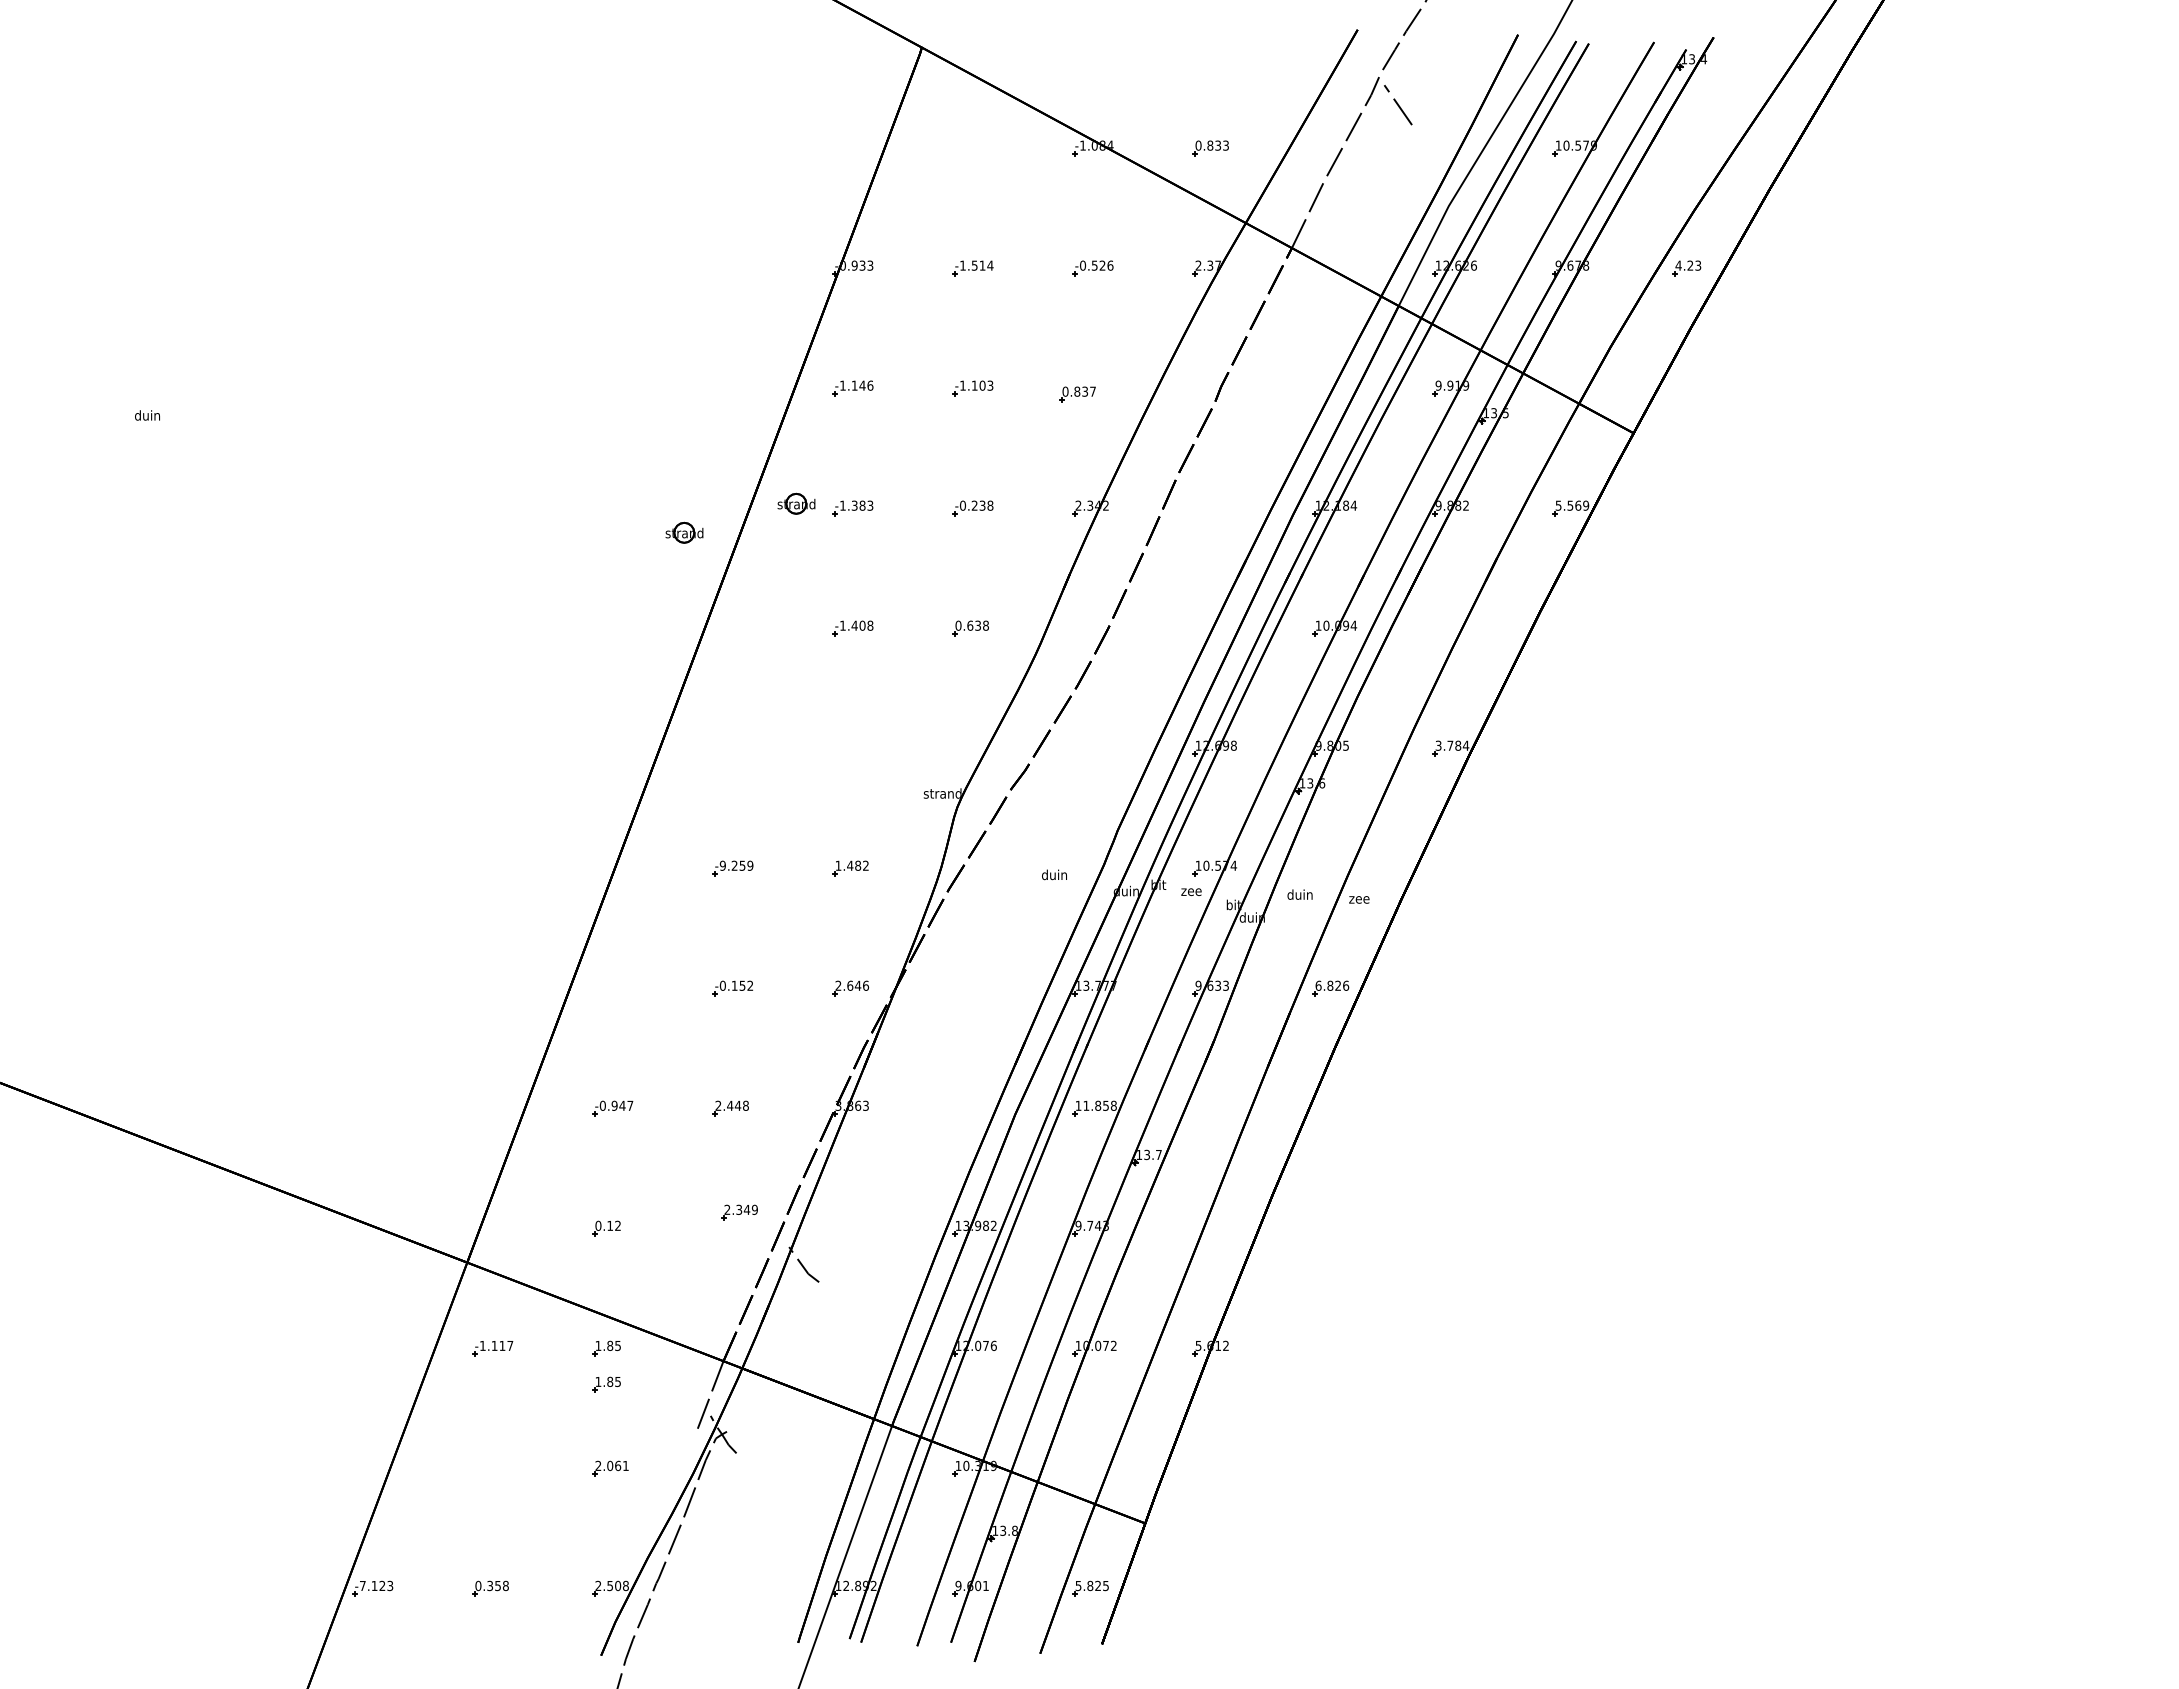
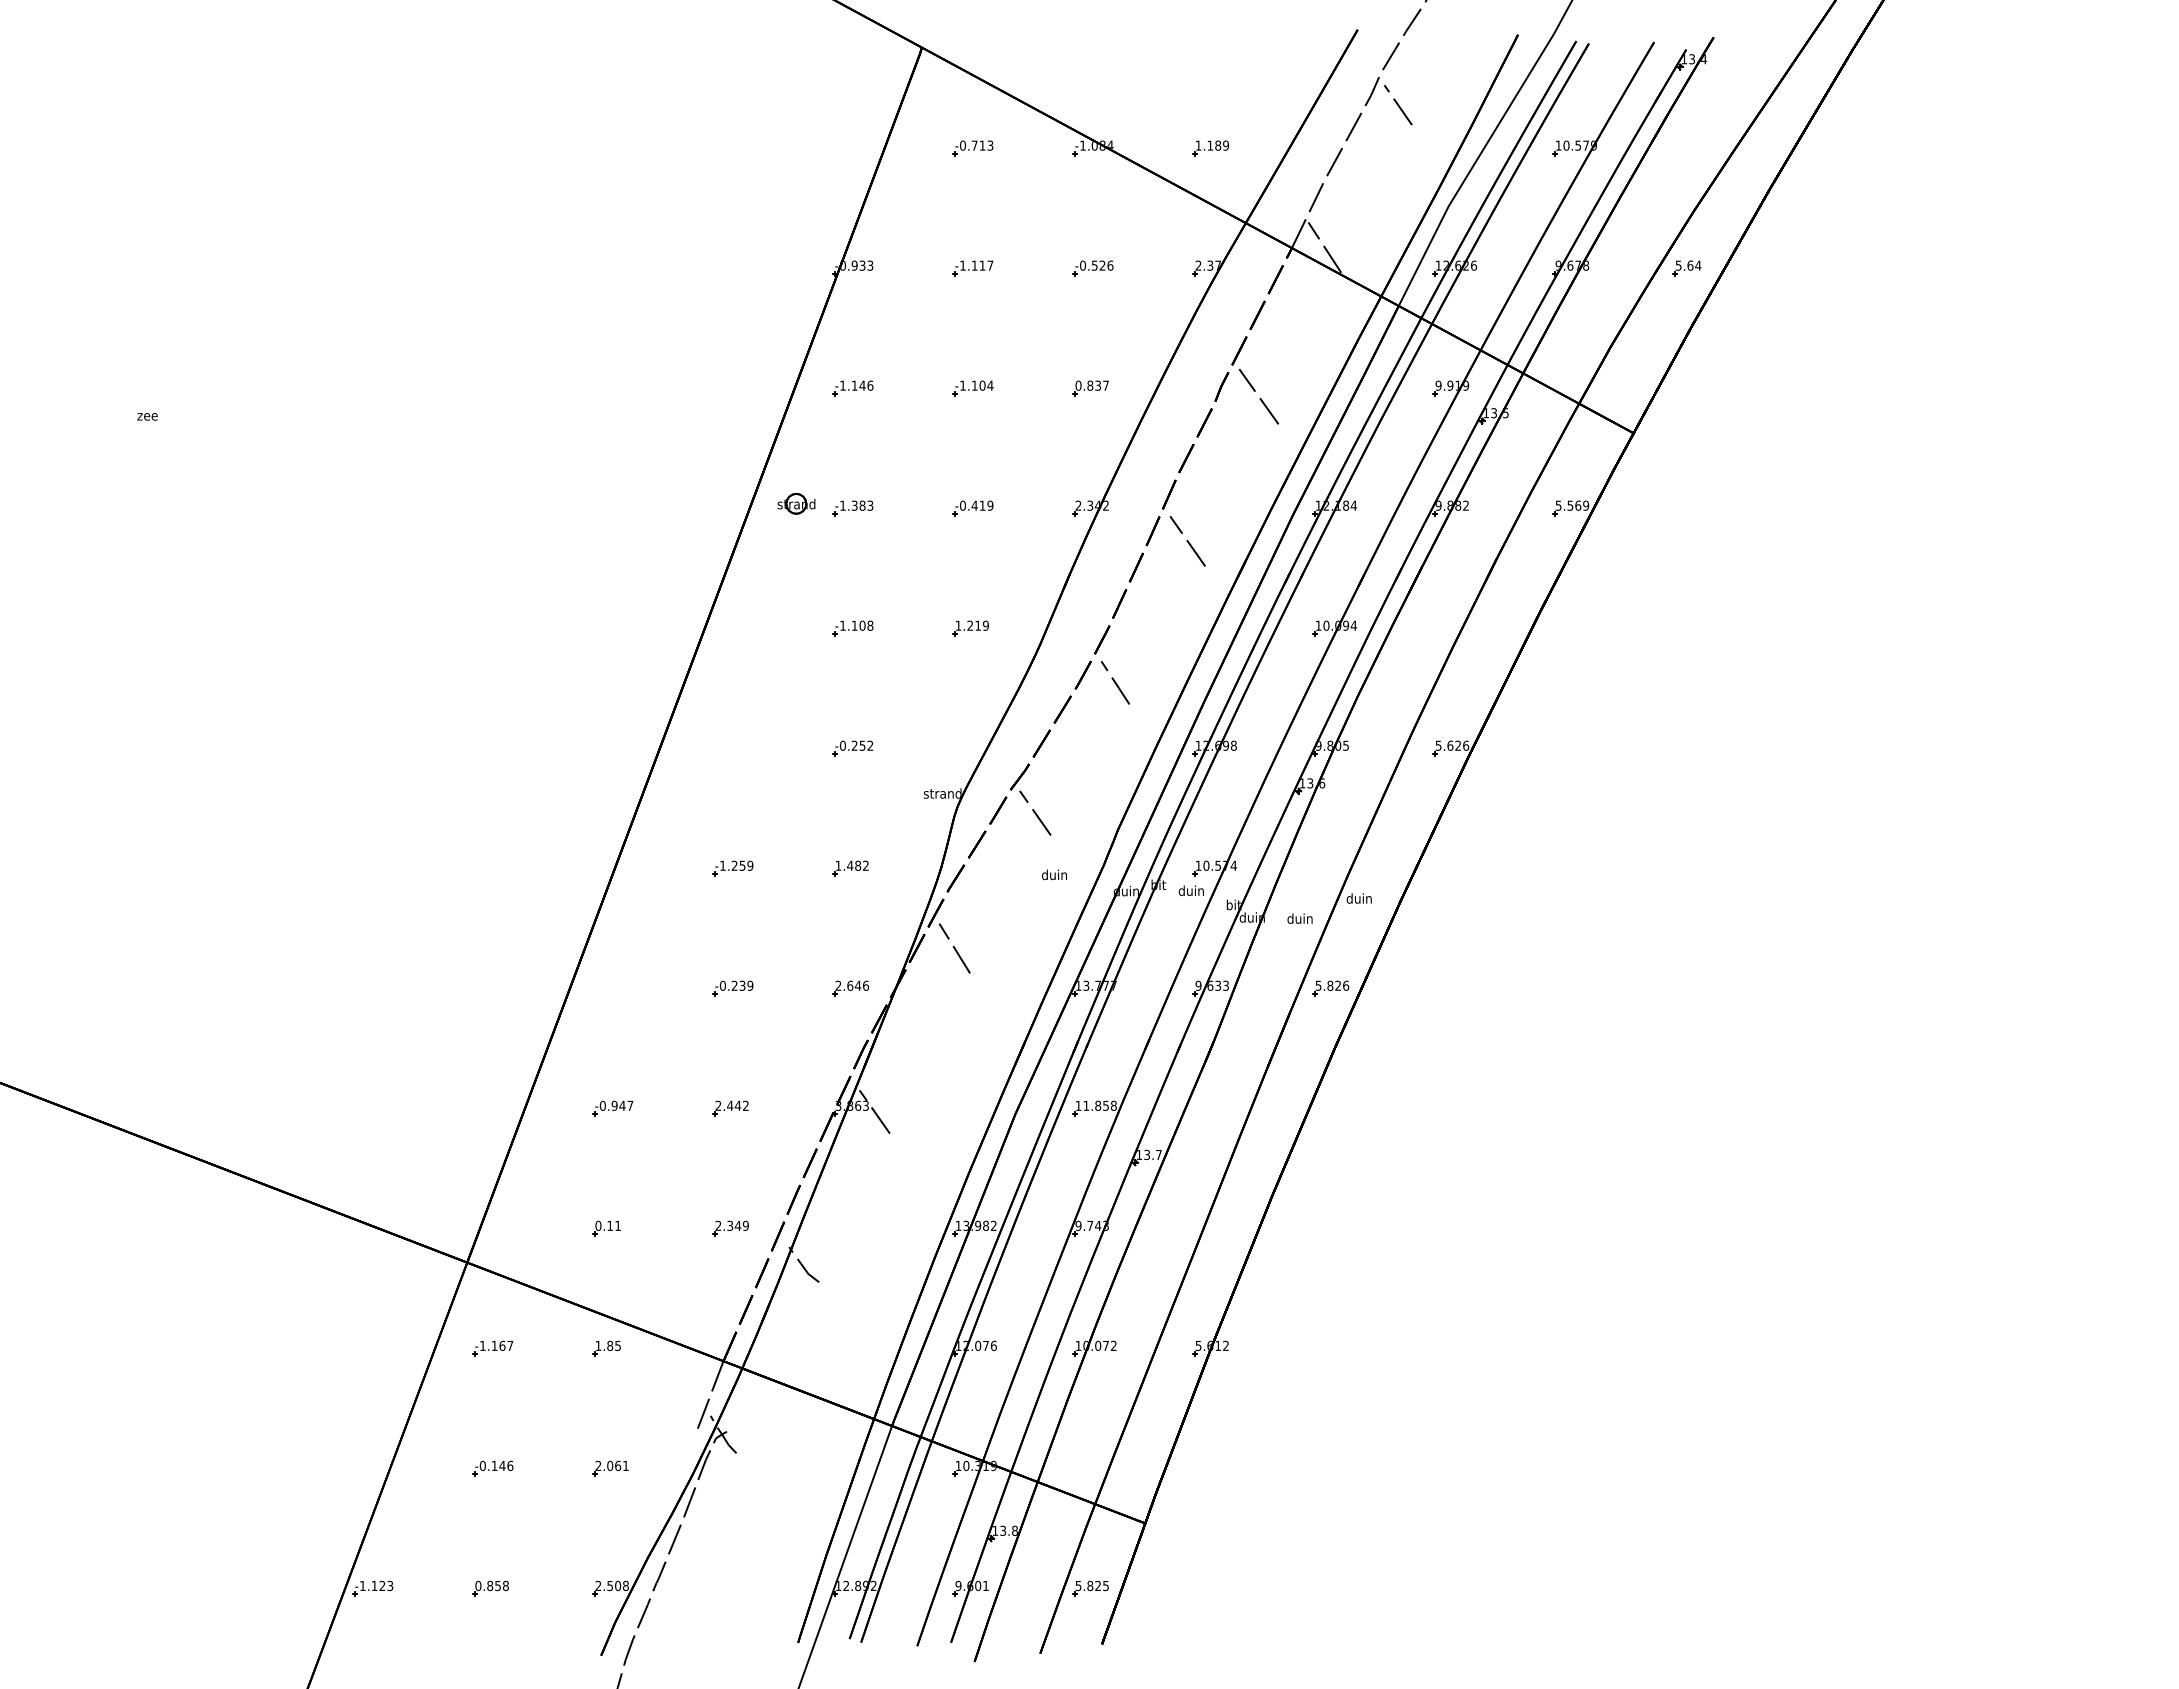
text: 0.833 -> 1.189 (1212, 145)
part: none -> present (972, 148)
line: none -> present (1324, 247)
text: -1.514 -> -1.117 (982, 265)
text: 4.23 -> 5.64 (1688, 265)
text: -1.103 -> -1.104 (990, 385)
part position: (1077, 394) -> (1090, 388) (1090, 388)
line: none -> present (1258, 396)
text: duin -> zee (147, 415)
text: -0.238 -> -0.419 (982, 505)
part: present -> none (684, 532)
line: none -> present (1187, 541)
text: -1.408 -> -1.108 (854, 625)
text: 0.638 -> 1.219 (971, 625)
line: none -> present (1115, 682)
text: 3.784 -> 5.626 (1452, 745)
part: none -> present (852, 748)
line: none -> present (1034, 812)
text: -9.259 -> -1.259 (722, 865)
text: zee -> duin (1190, 890)
text position: (1299, 894) -> (1299, 918) (1299, 918)
text: zee -> duin (1358, 898)
line: none -> present (954, 948)
text: -0.152 -> -0.239 (742, 985)
text: 6.826 -> 5.826 (1318, 985)
text: 2.448 -> 2.442 (745, 1105)
line: none -> present (874, 1111)
part position: (739, 1212) -> (730, 1228) (730, 1228)
text: 0.12 -> 0.11 (617, 1225)
text: -1.117 -> -1.167 (502, 1345)
part: present -> none (606, 1384)
part: none -> present (492, 1468)
text: -7.123 -> -1.123 (362, 1585)
text: 0.358 -> 0.858 (490, 1585)
